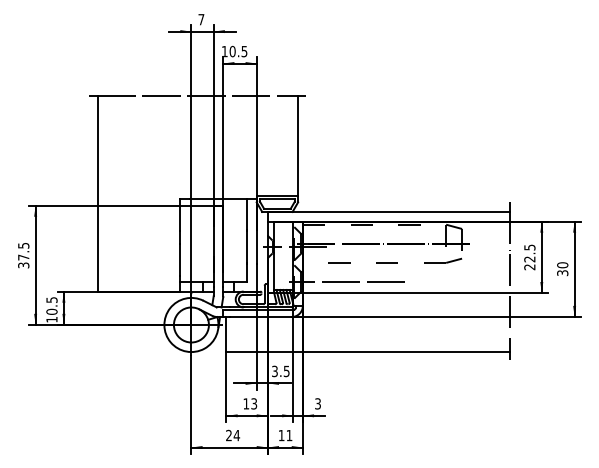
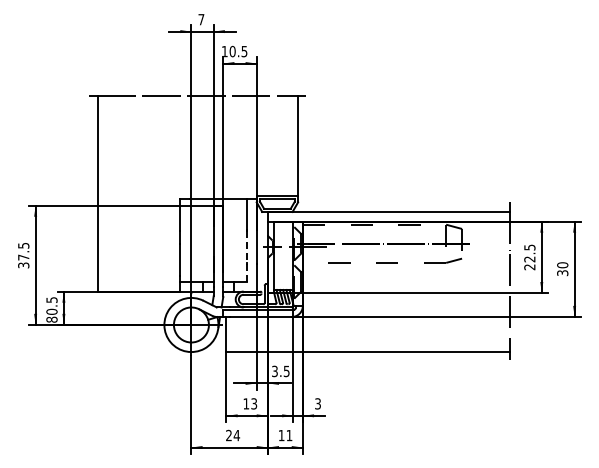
line: solid -> dashed (247, 256)
line: present -> none (346, 282)
text: 10.5 -> 80.5 (51, 319)
